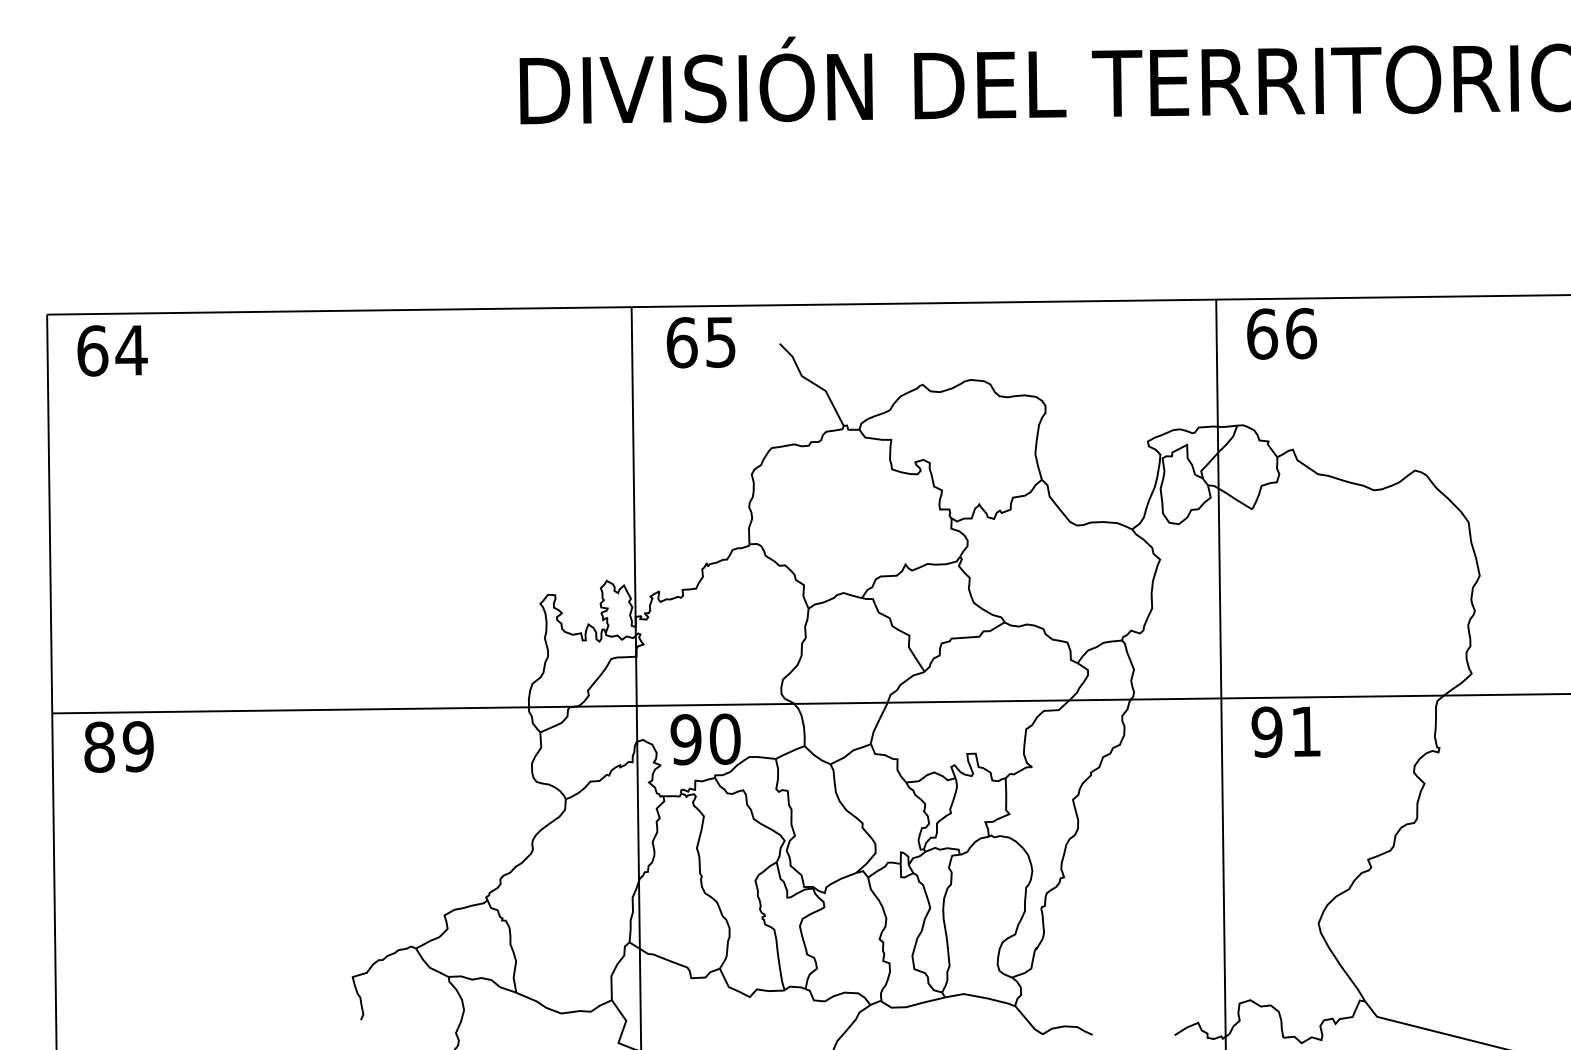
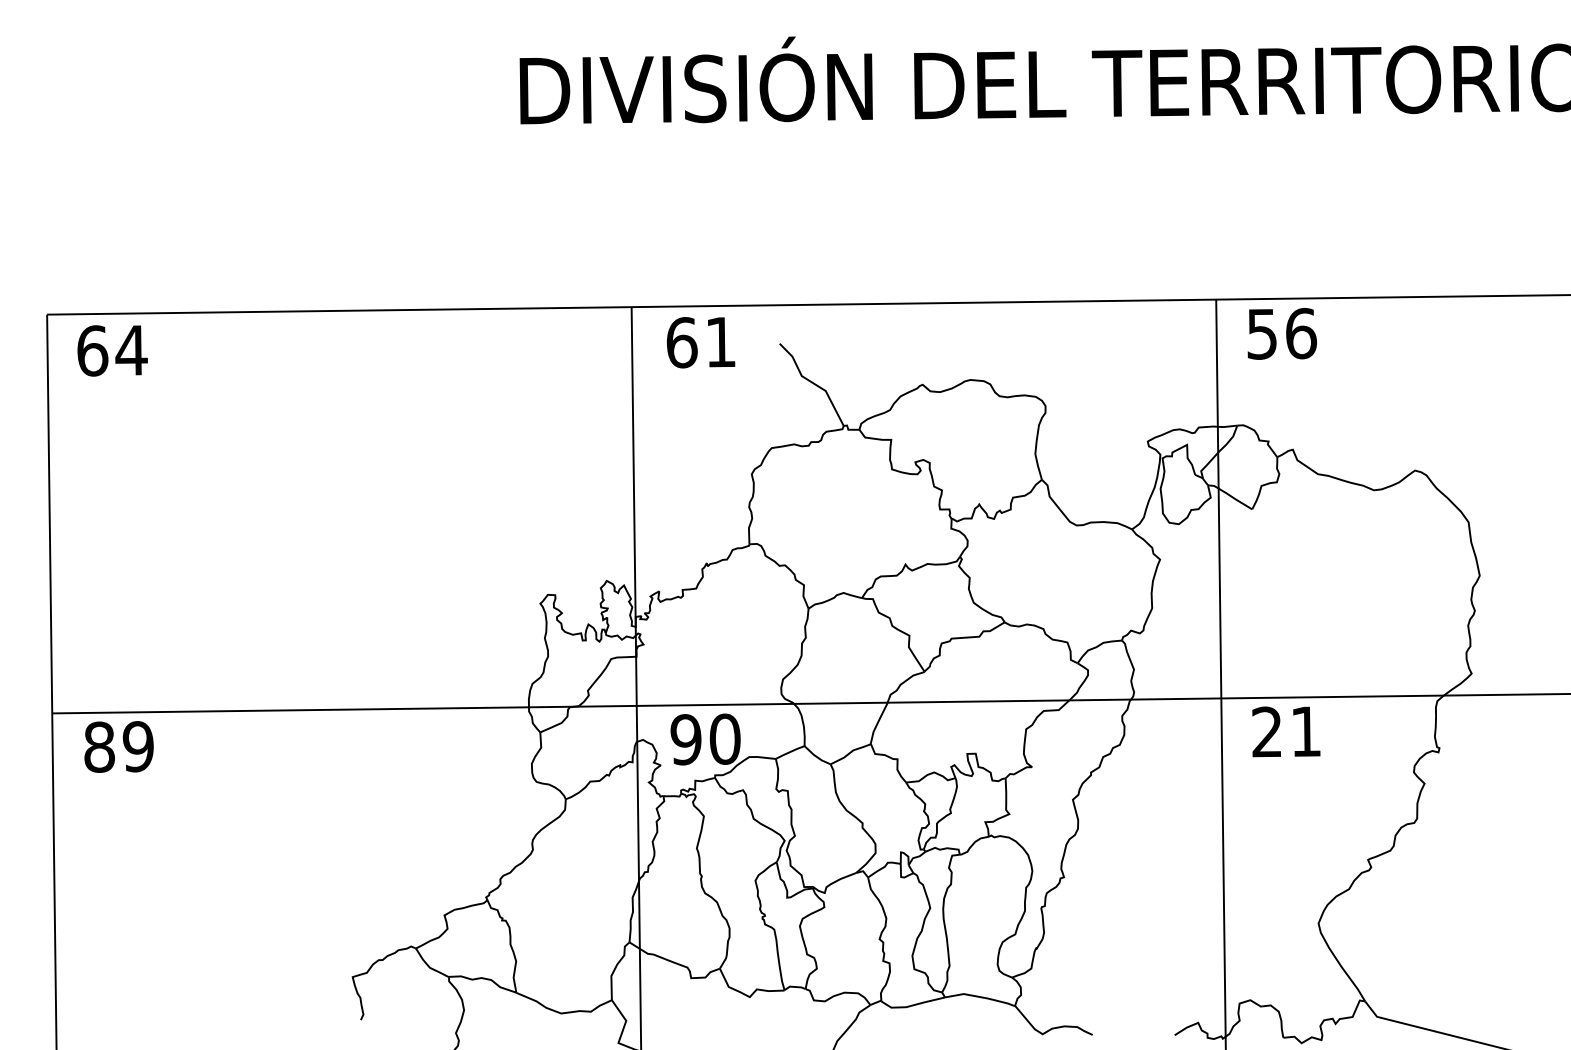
text: 66 -> 56 (1262, 333)
text: 65 -> 61 (720, 342)
text: 91 -> 21 (1266, 731)
